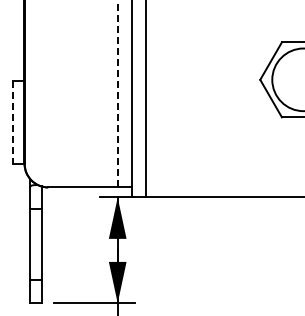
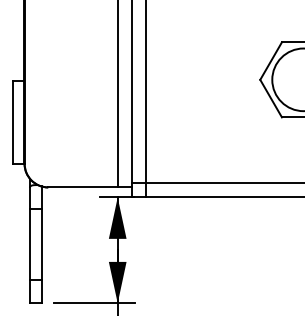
line: dashed -> solid (117, 93)
line: dashed -> solid (13, 122)
line: none -> present (216, 183)
